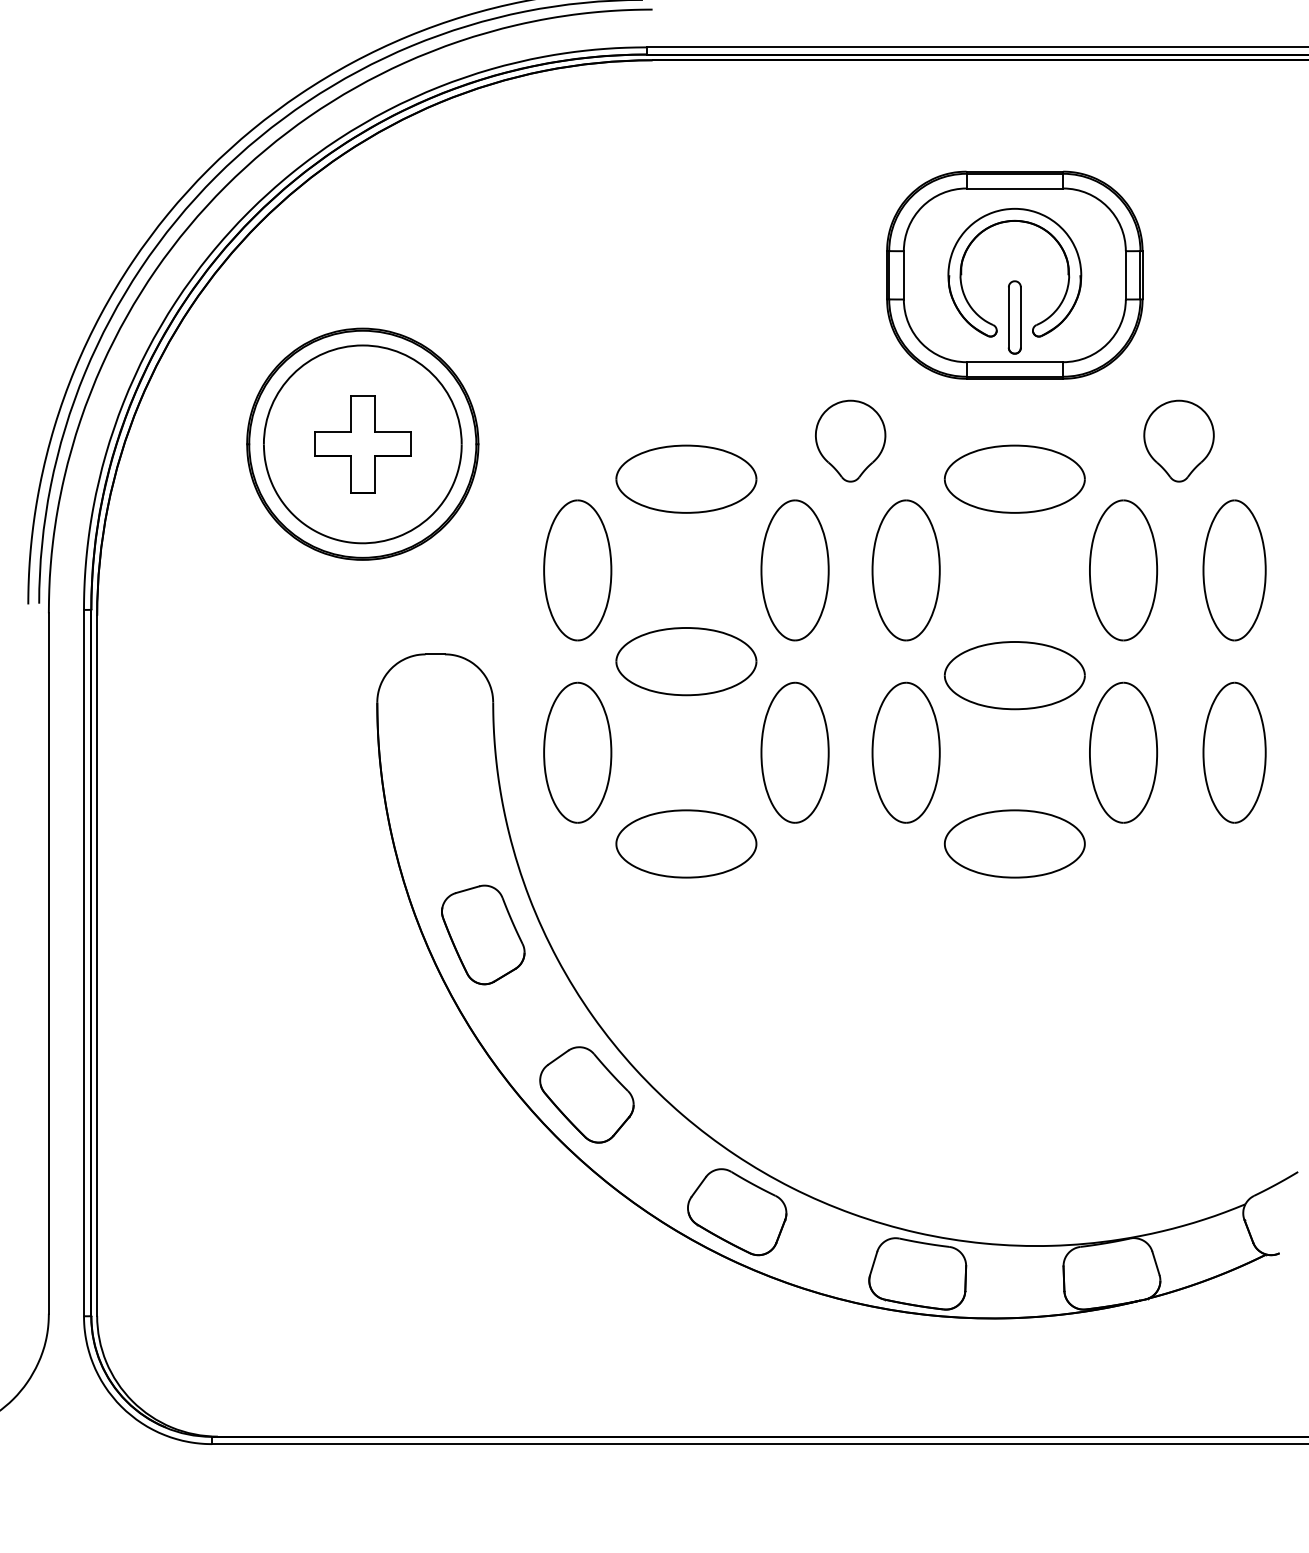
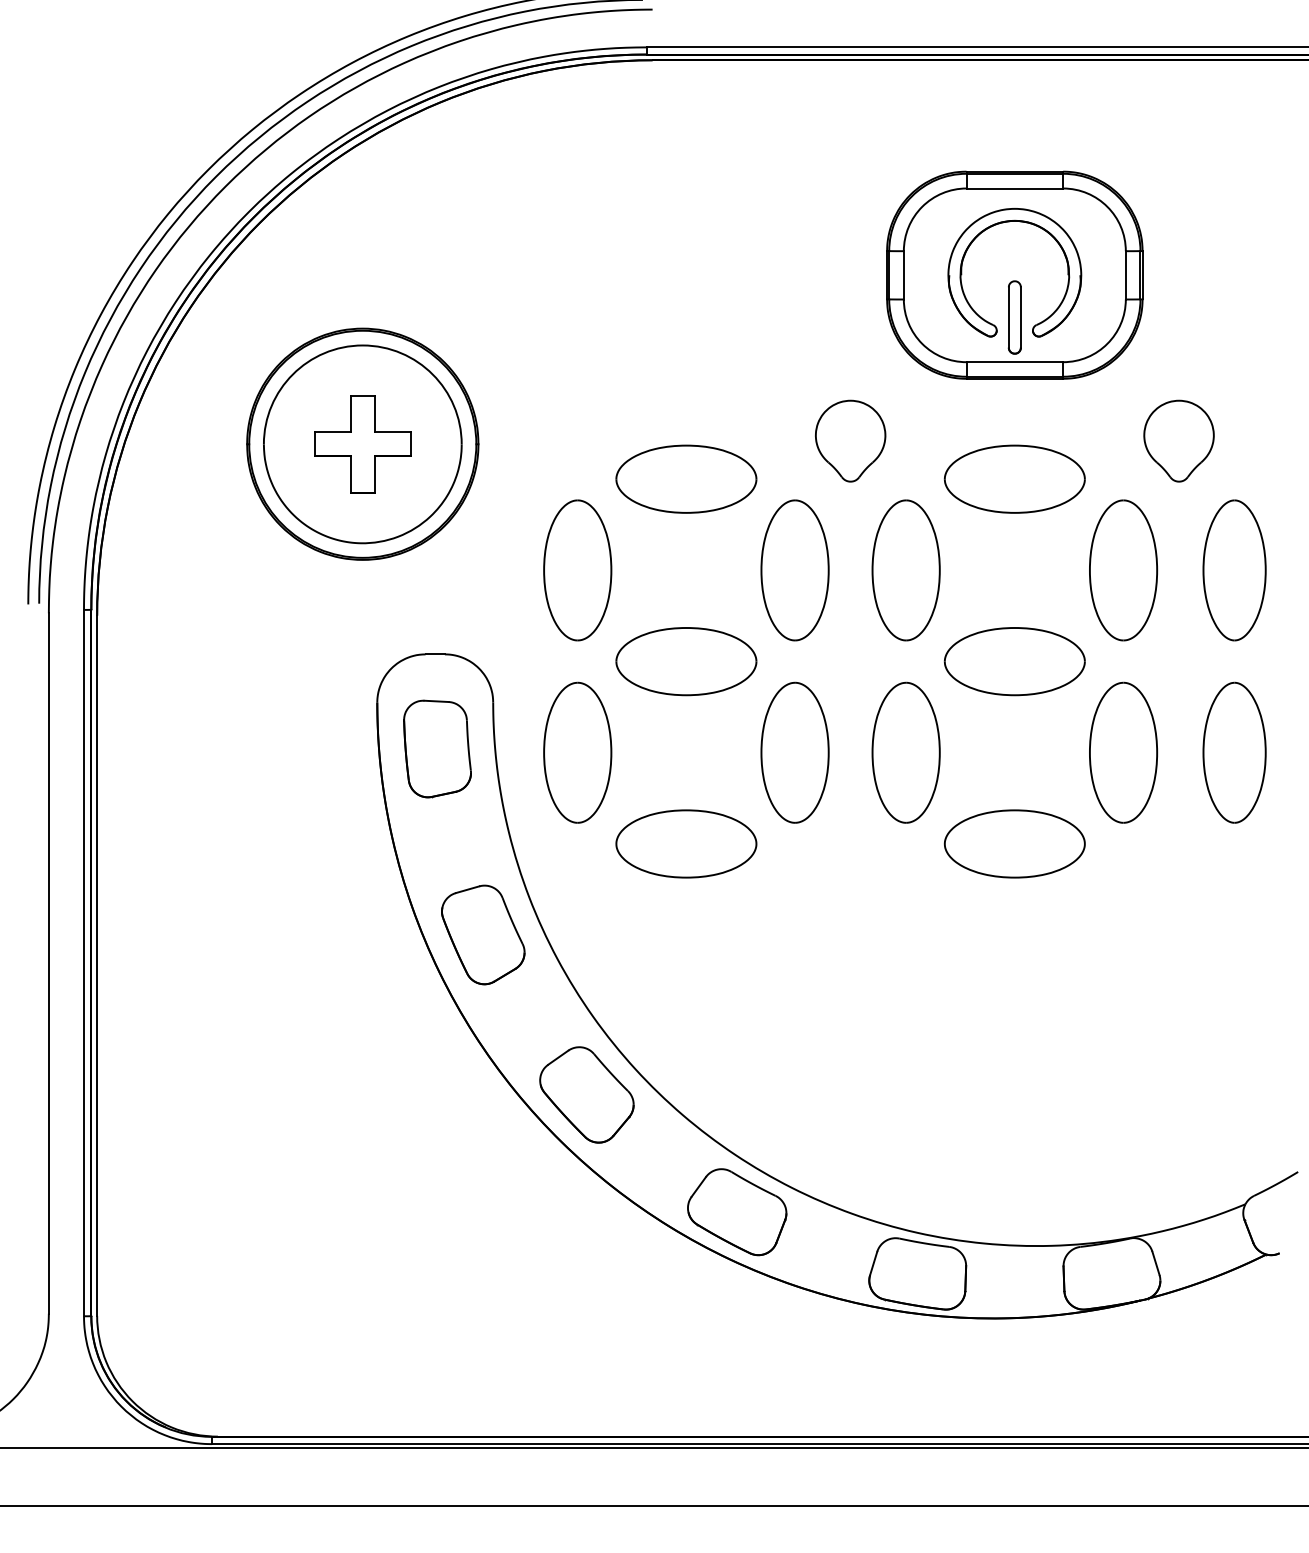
part position: (1014, 675) -> (1014, 661) (1014, 661)
part: none -> present (437, 748)
line: none -> present (653, 1447)
line: none -> present (653, 1506)
